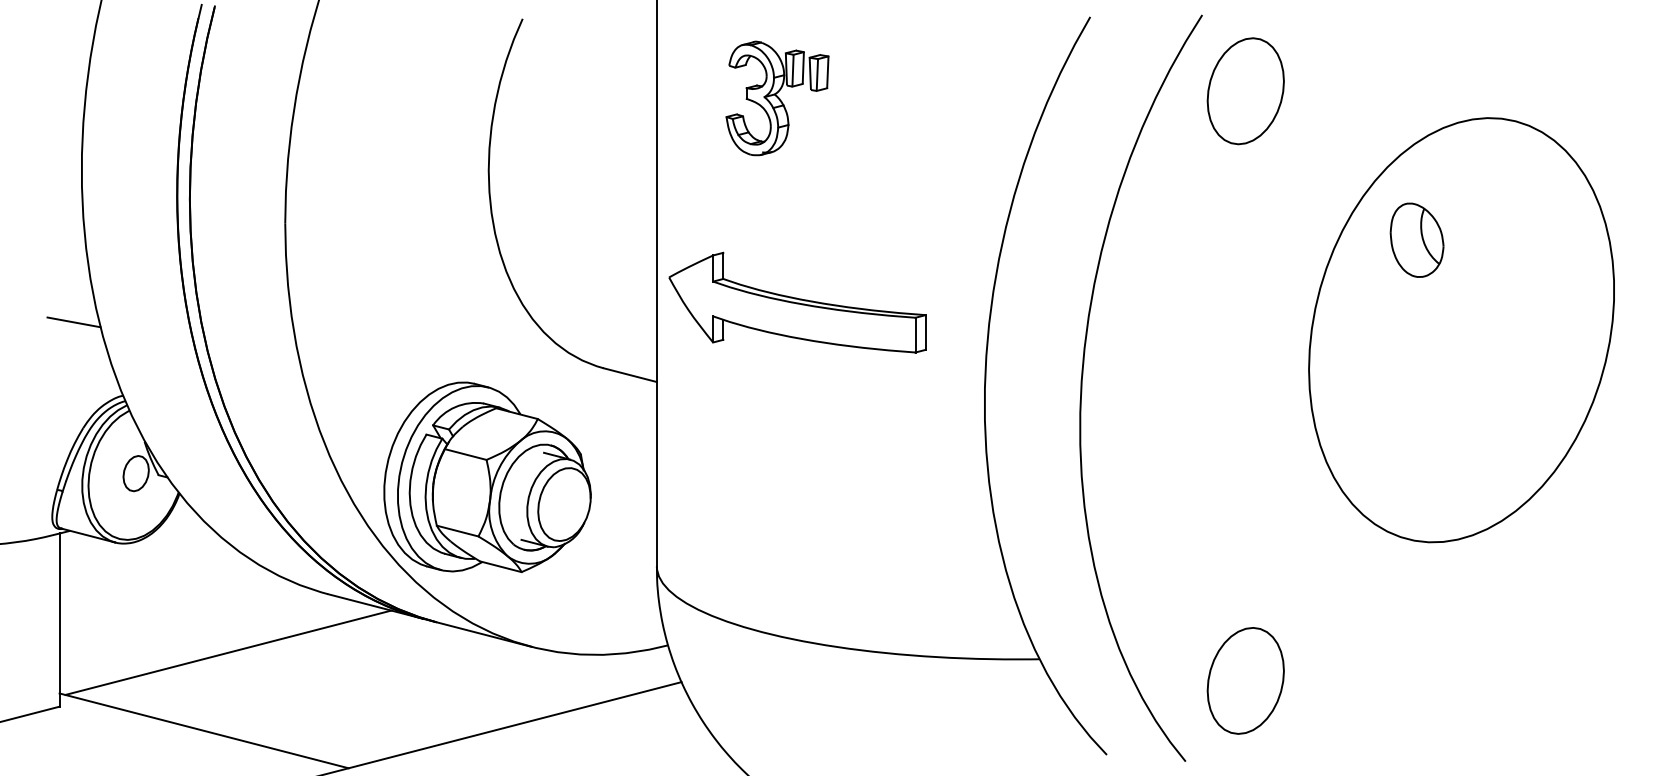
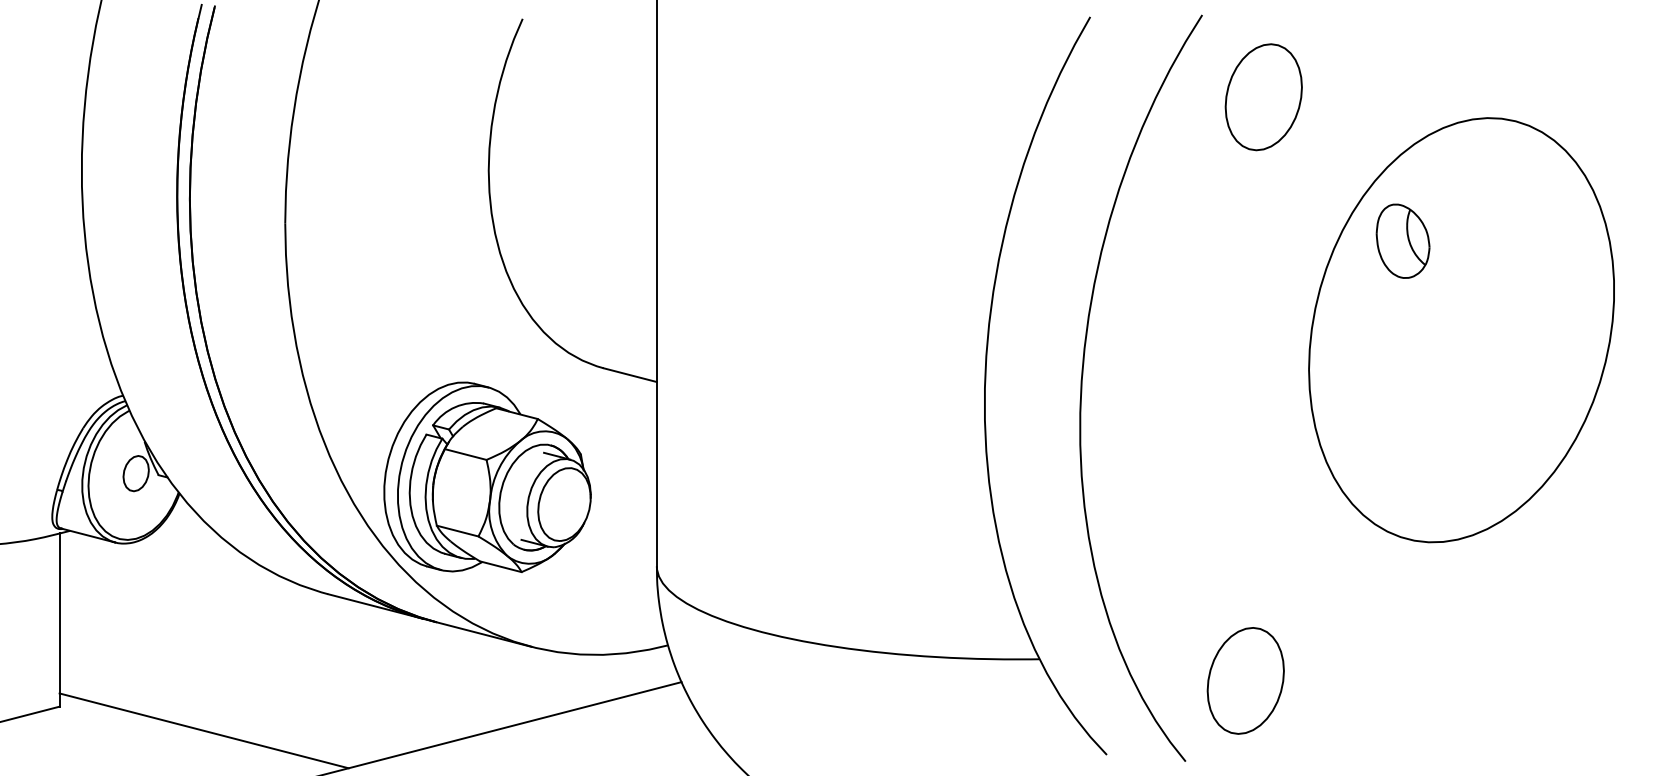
part position: (1245, 91) -> (1263, 97) (1263, 97)
part: present -> none (777, 98)
part position: (1416, 239) -> (1402, 240) (1402, 240)
part: present -> none (797, 302)
line: present -> none (73, 322)
line: present -> none (228, 652)
